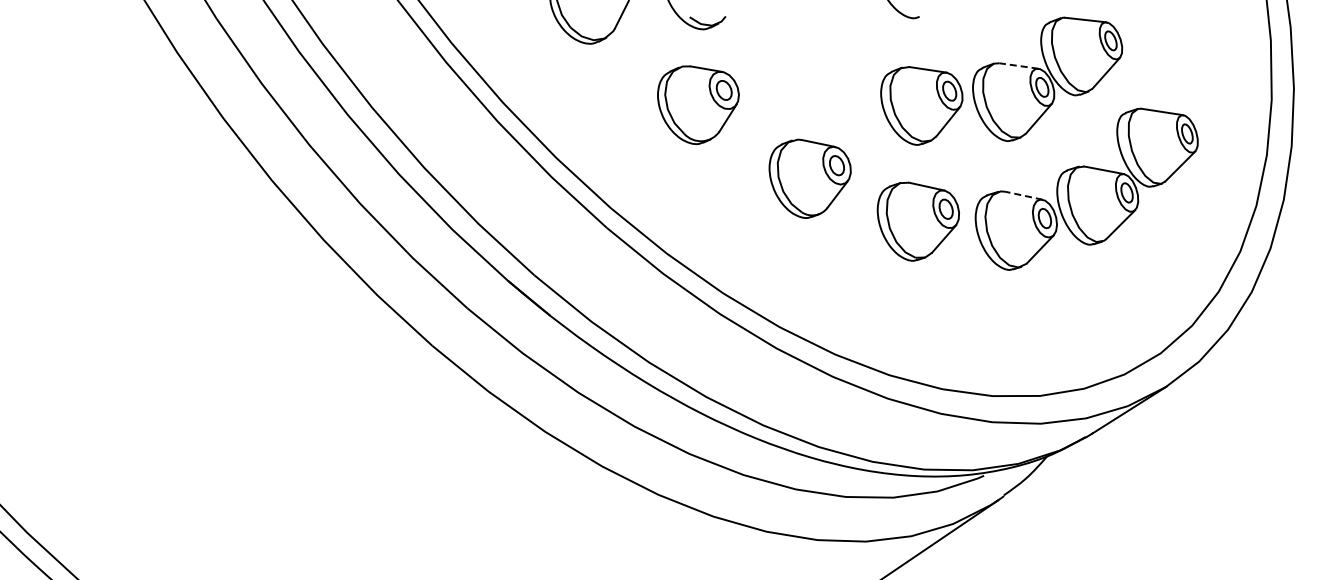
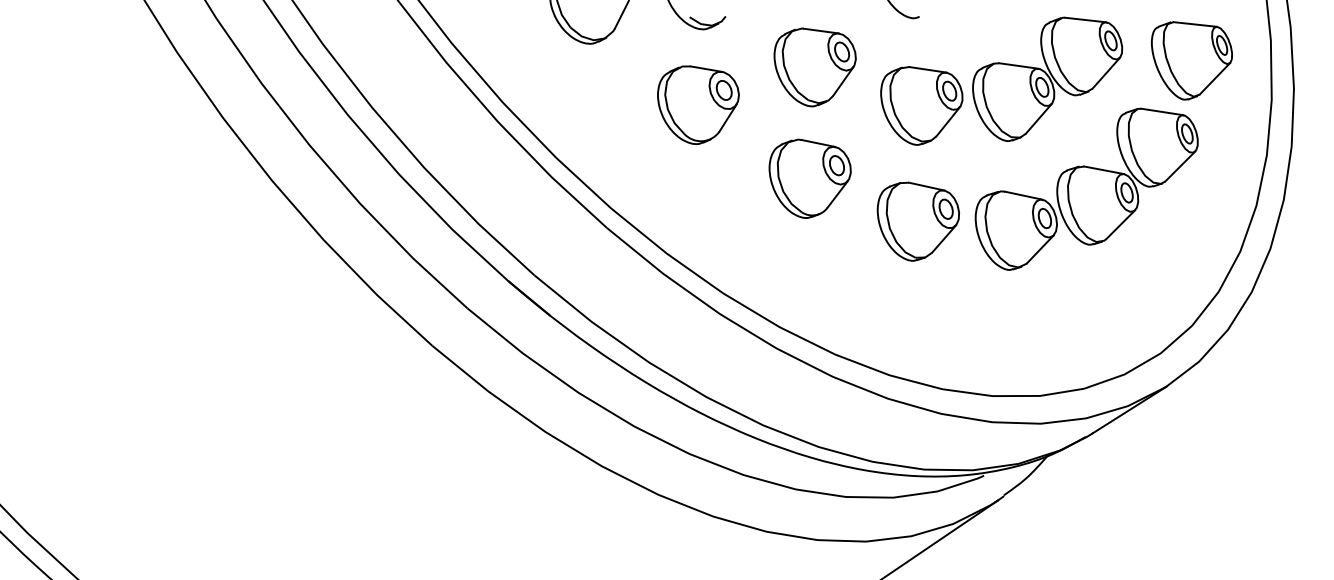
part: none -> present (1191, 60)
line: dashed -> solid (1018, 66)
part: none -> present (814, 67)
line: dashed -> solid (1023, 195)
